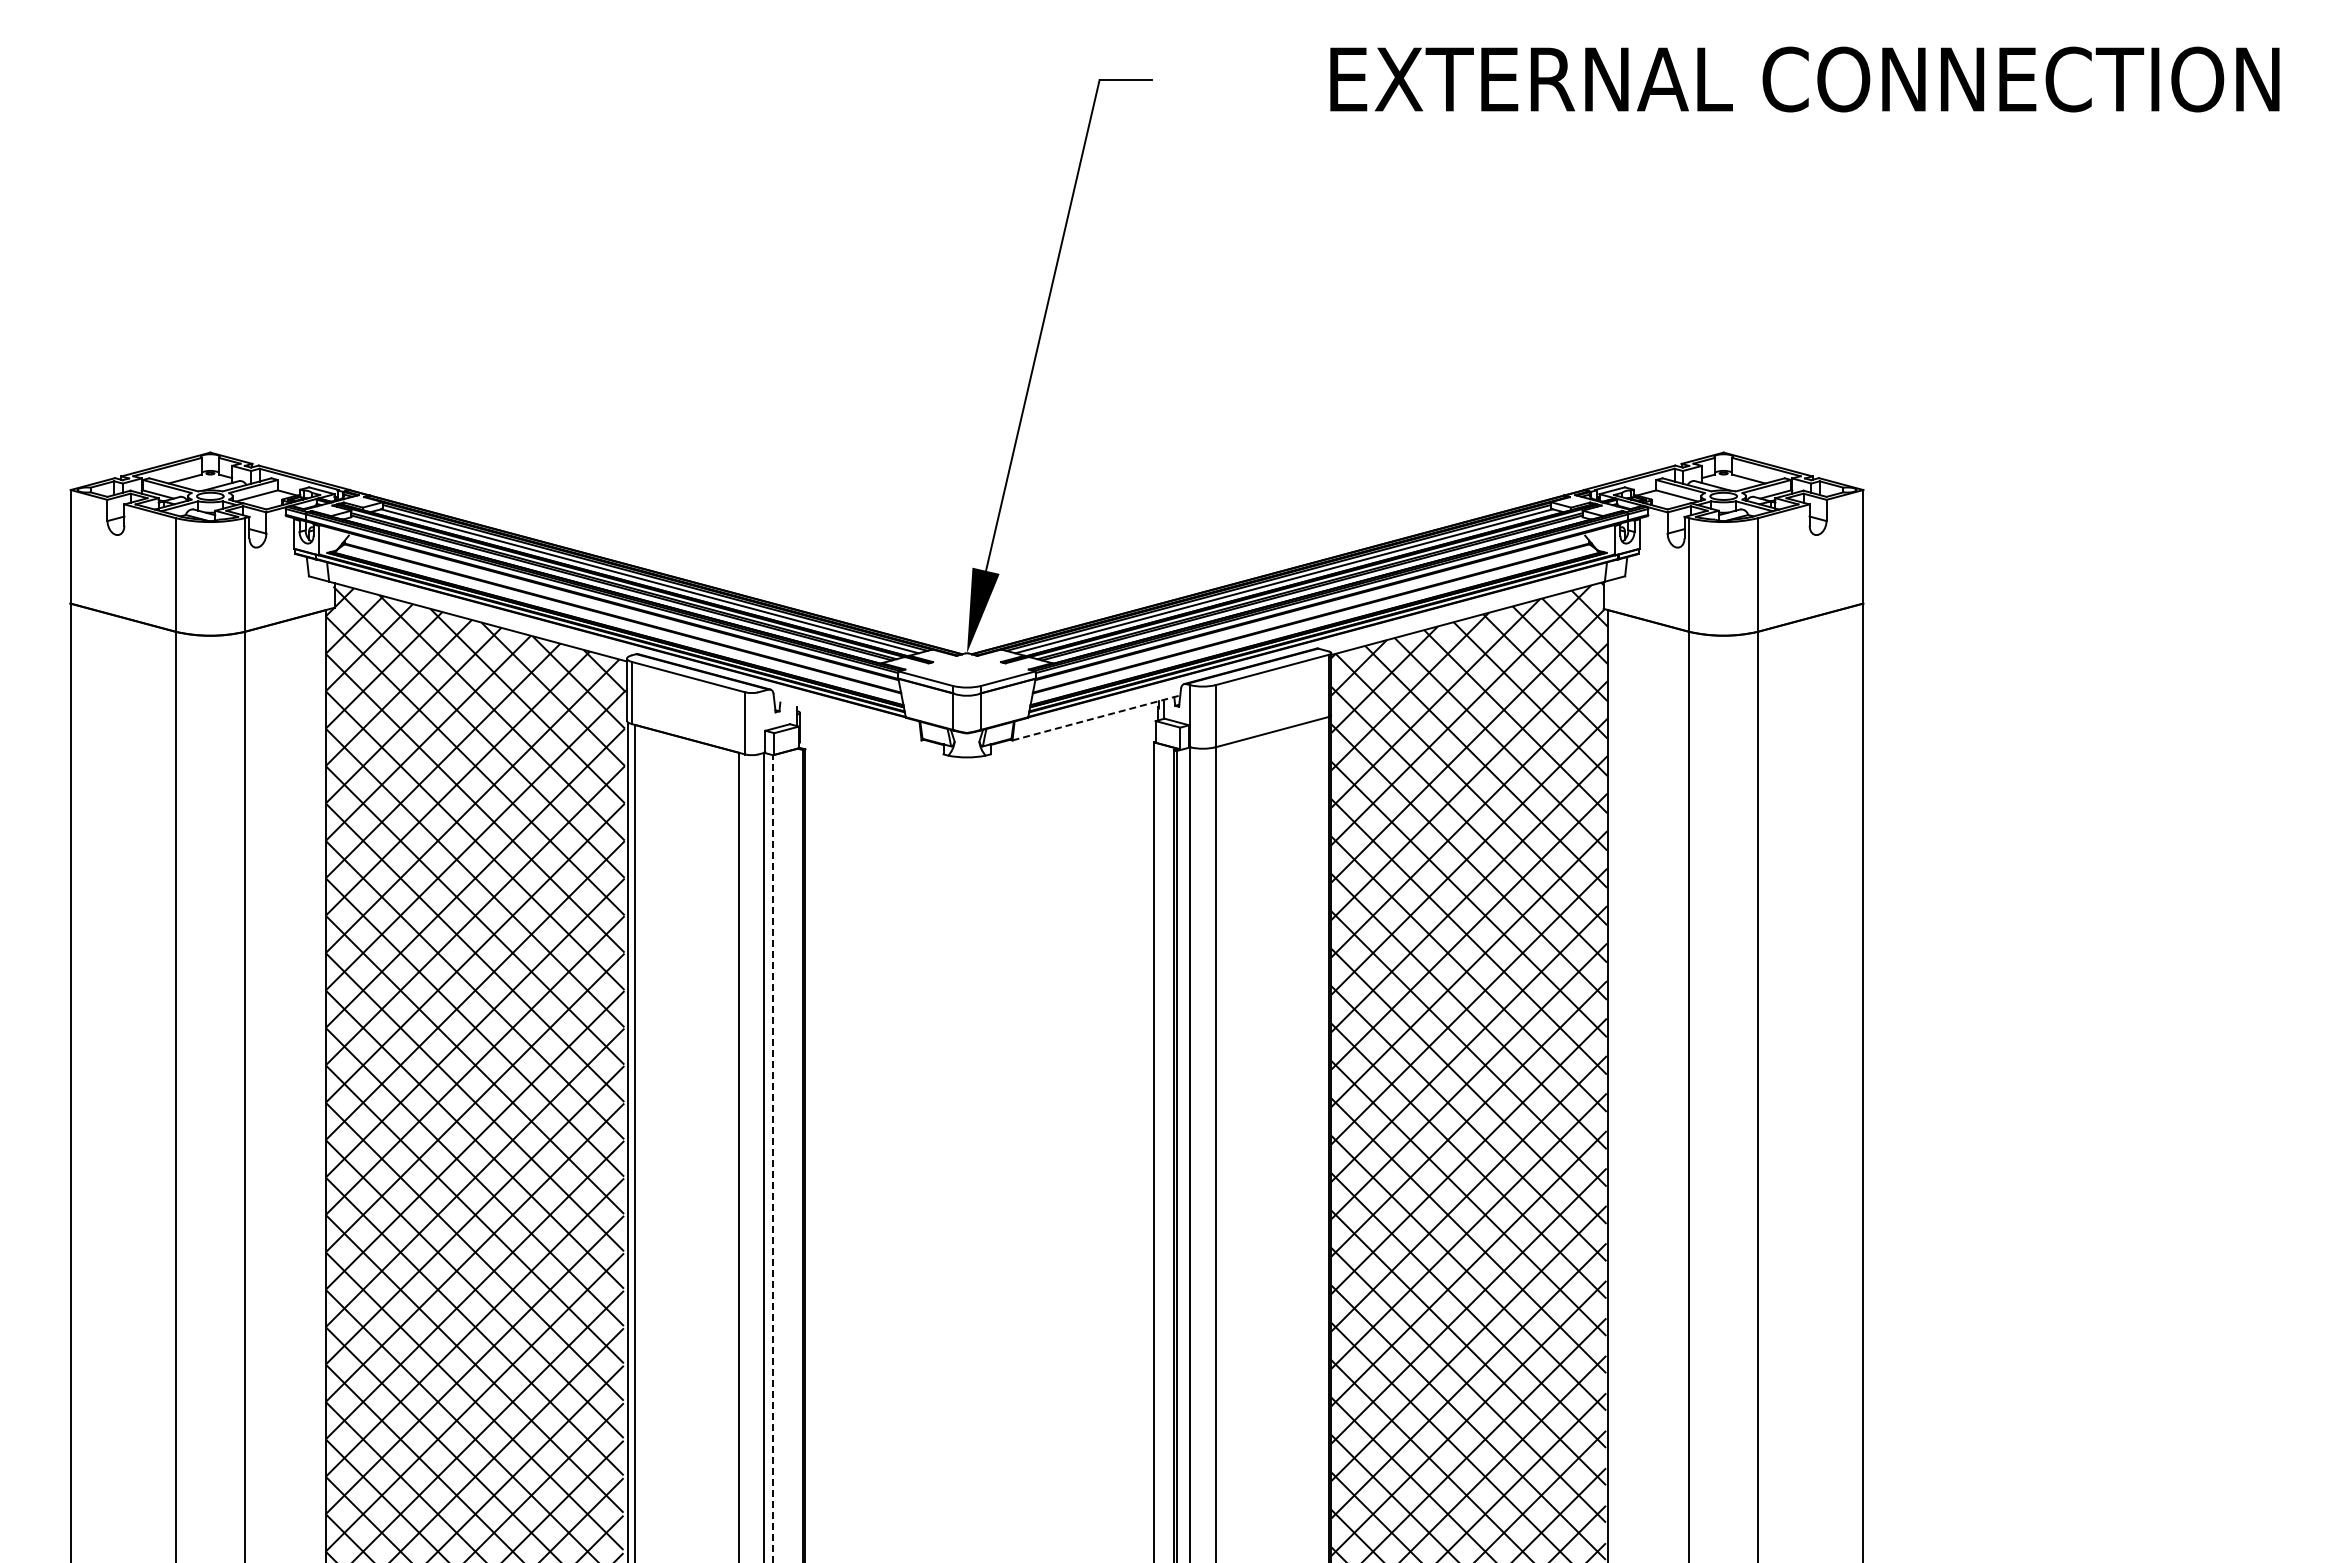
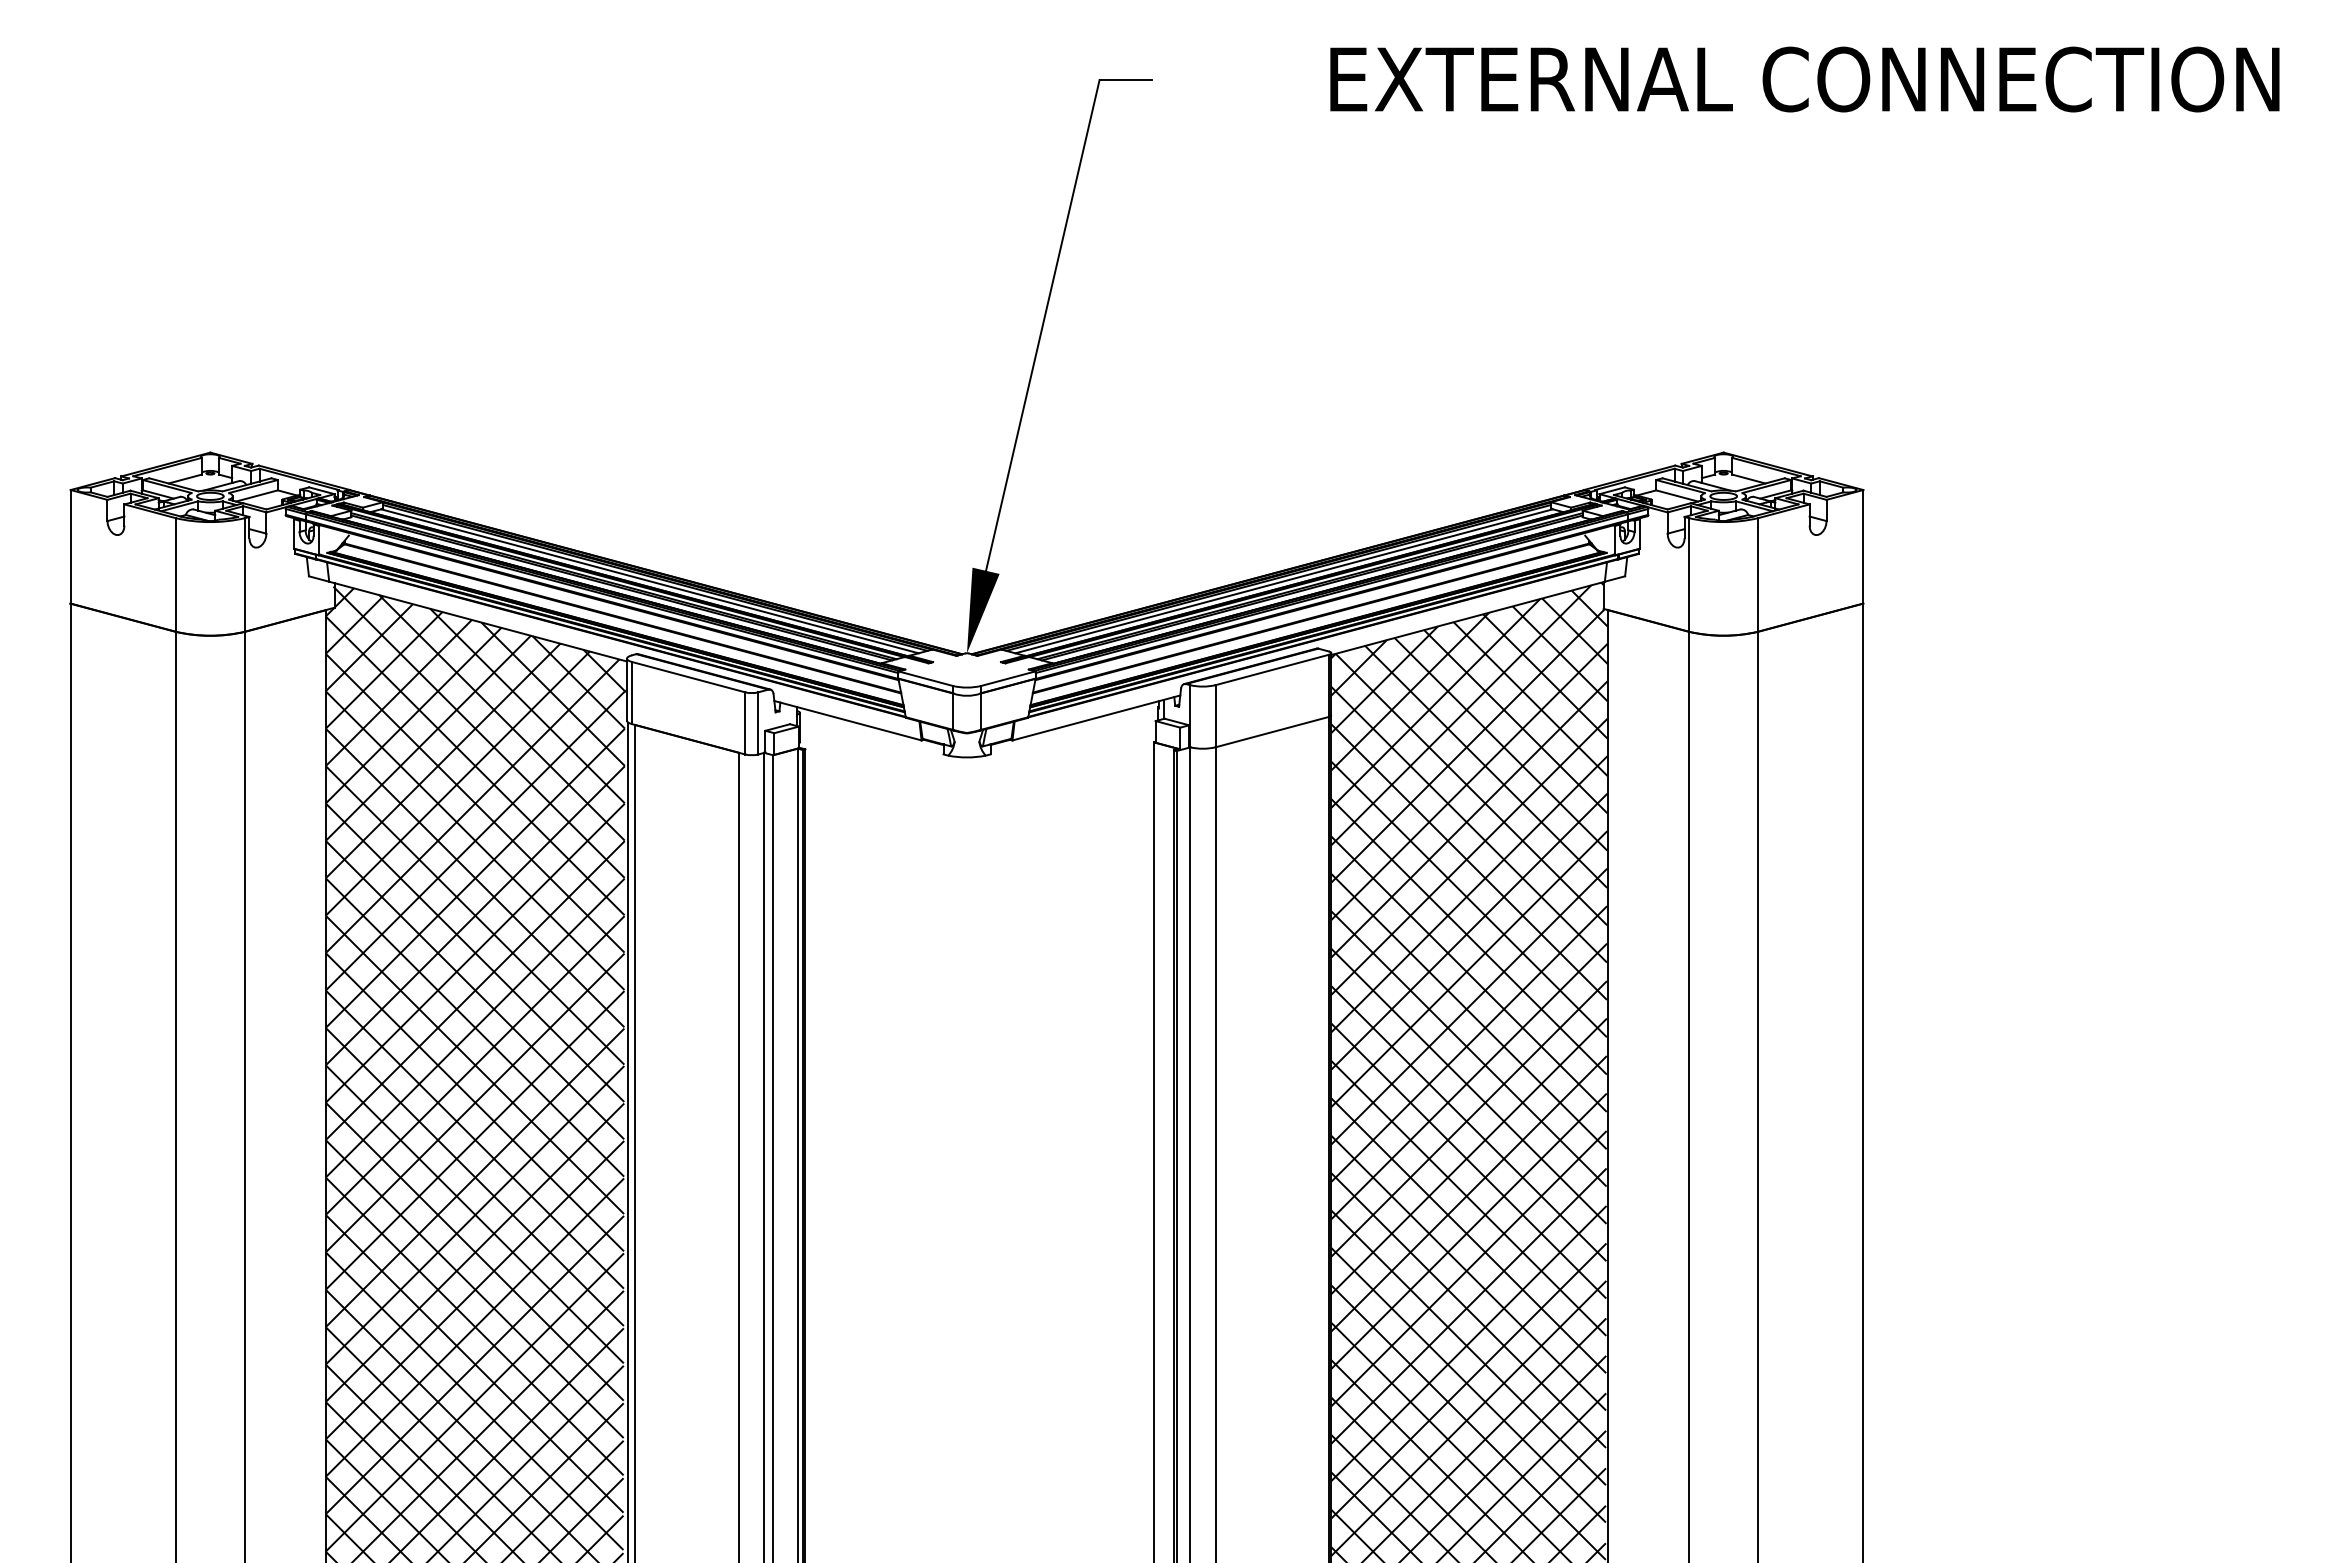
line: dashed -> solid (1096, 717)
line: none -> present (847, 720)
line: none -> present (758, 723)
line: none -> present (797, 1153)
line: dashed -> solid (773, 1158)
